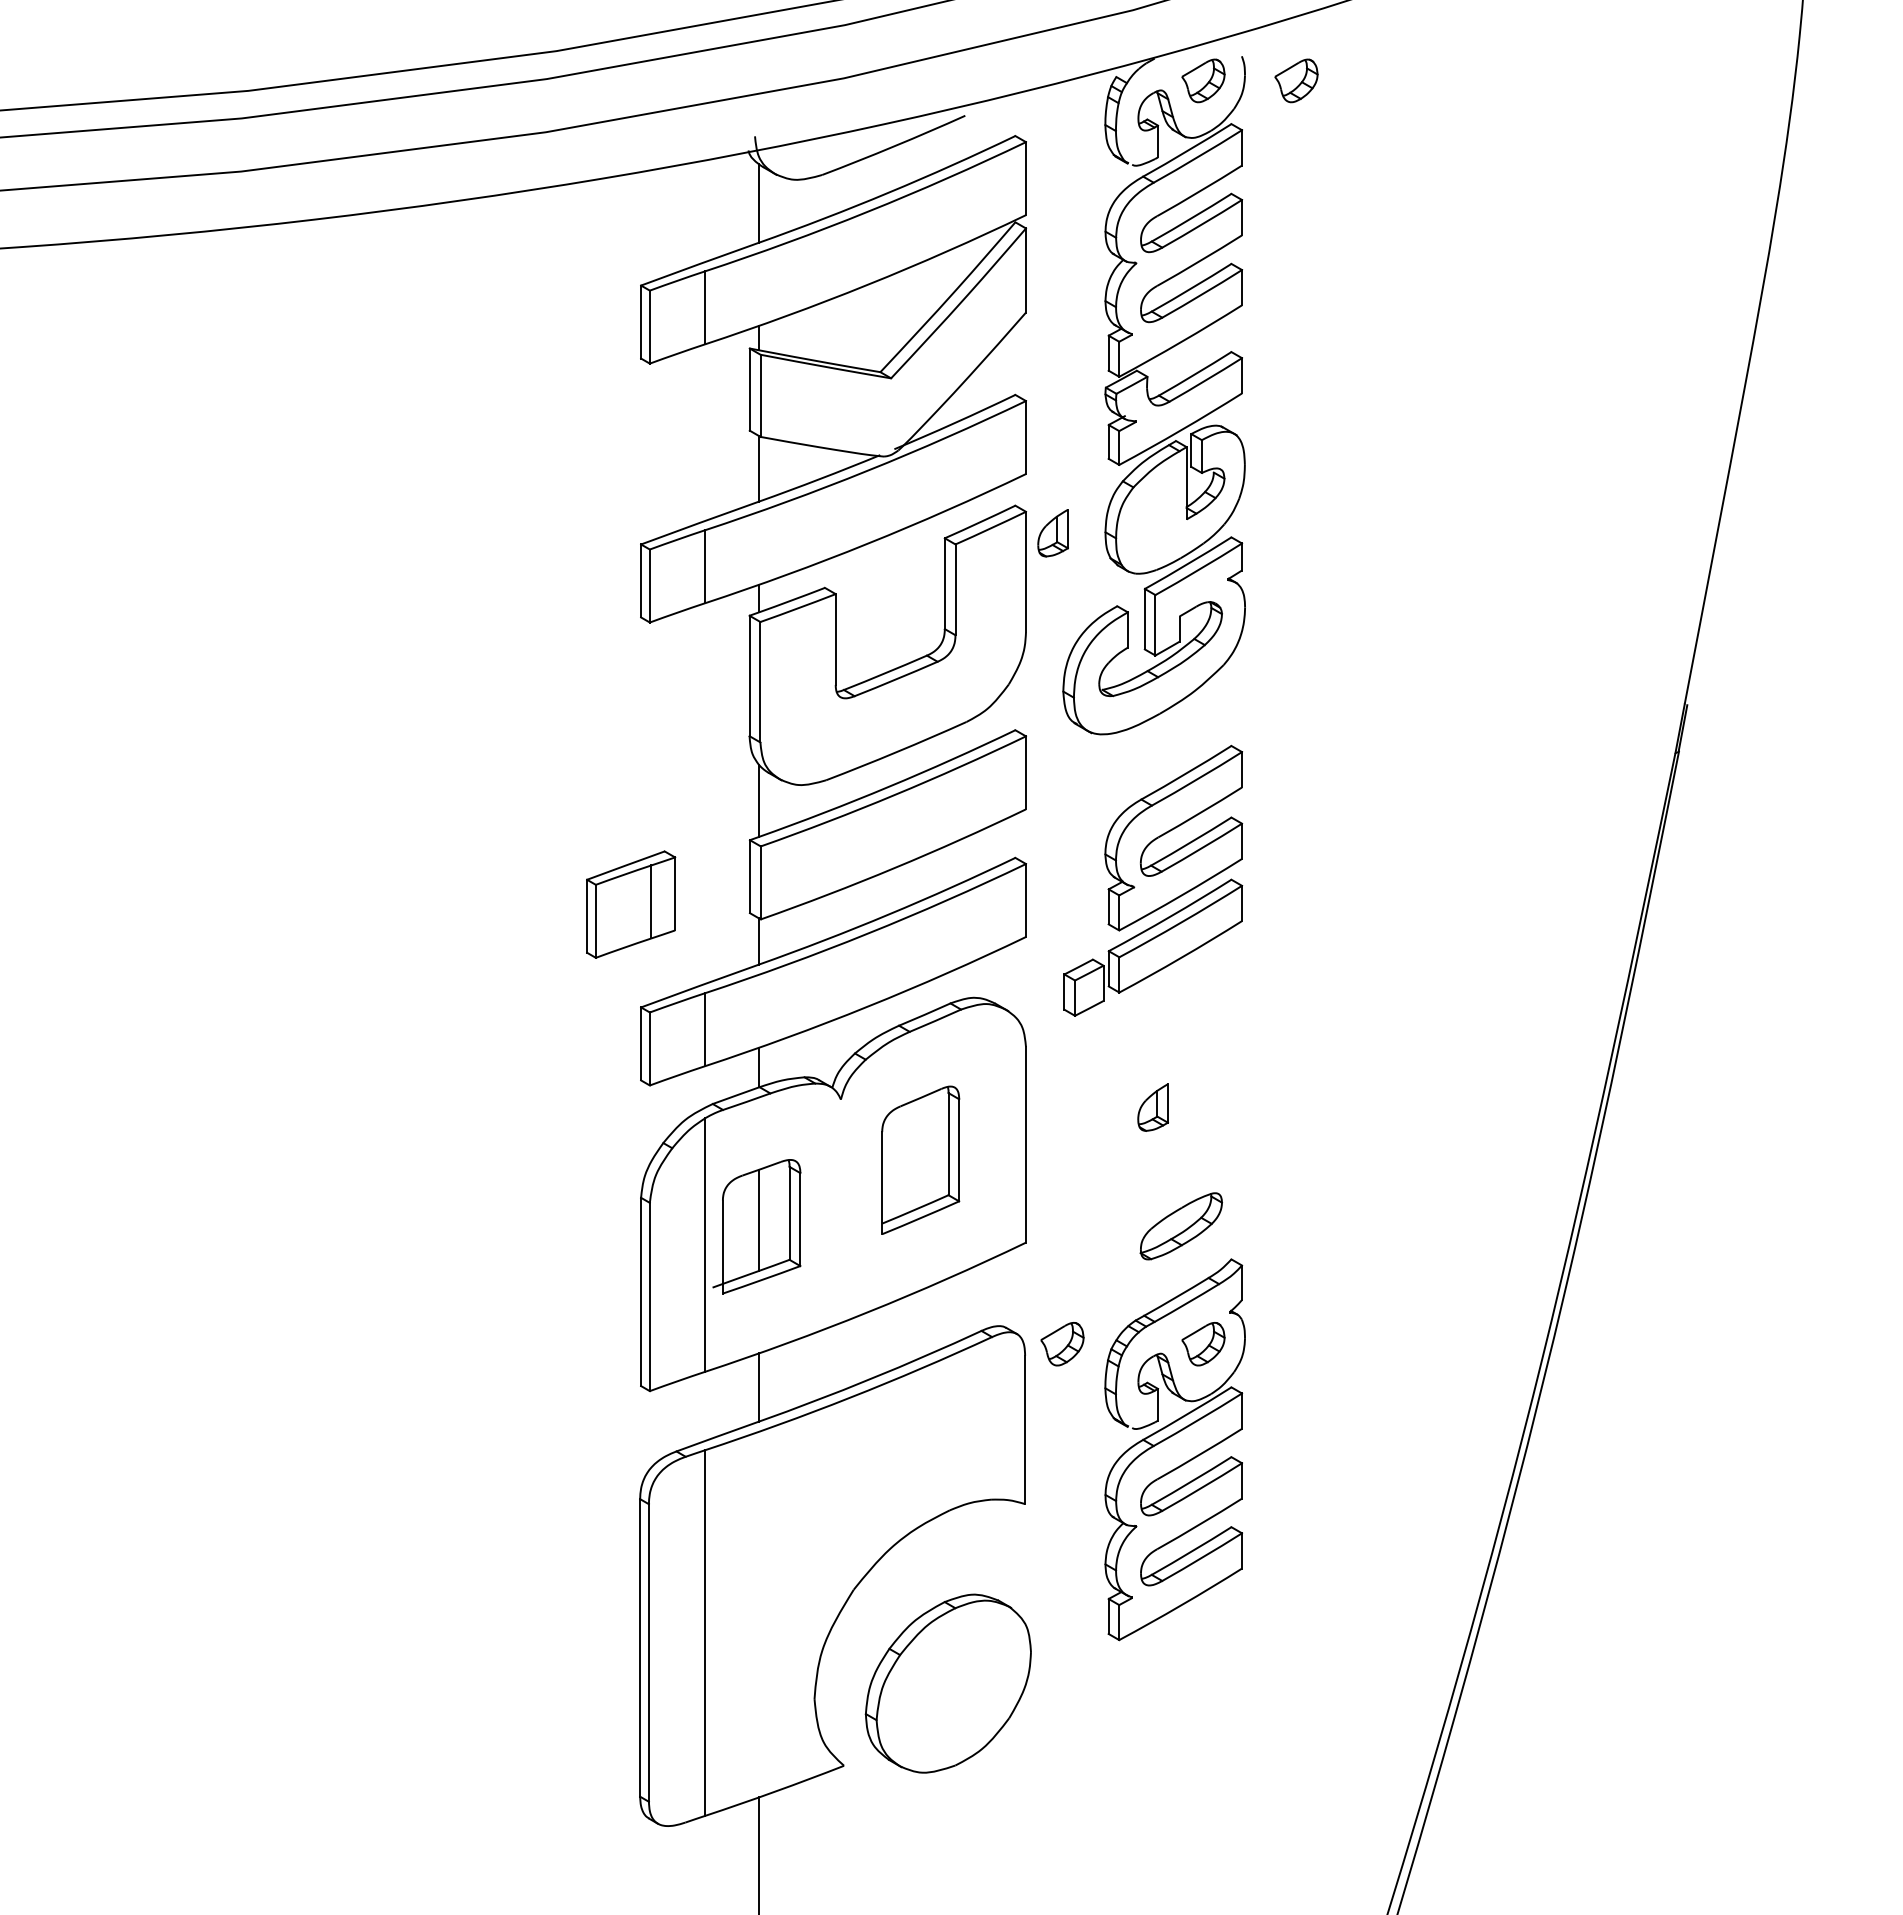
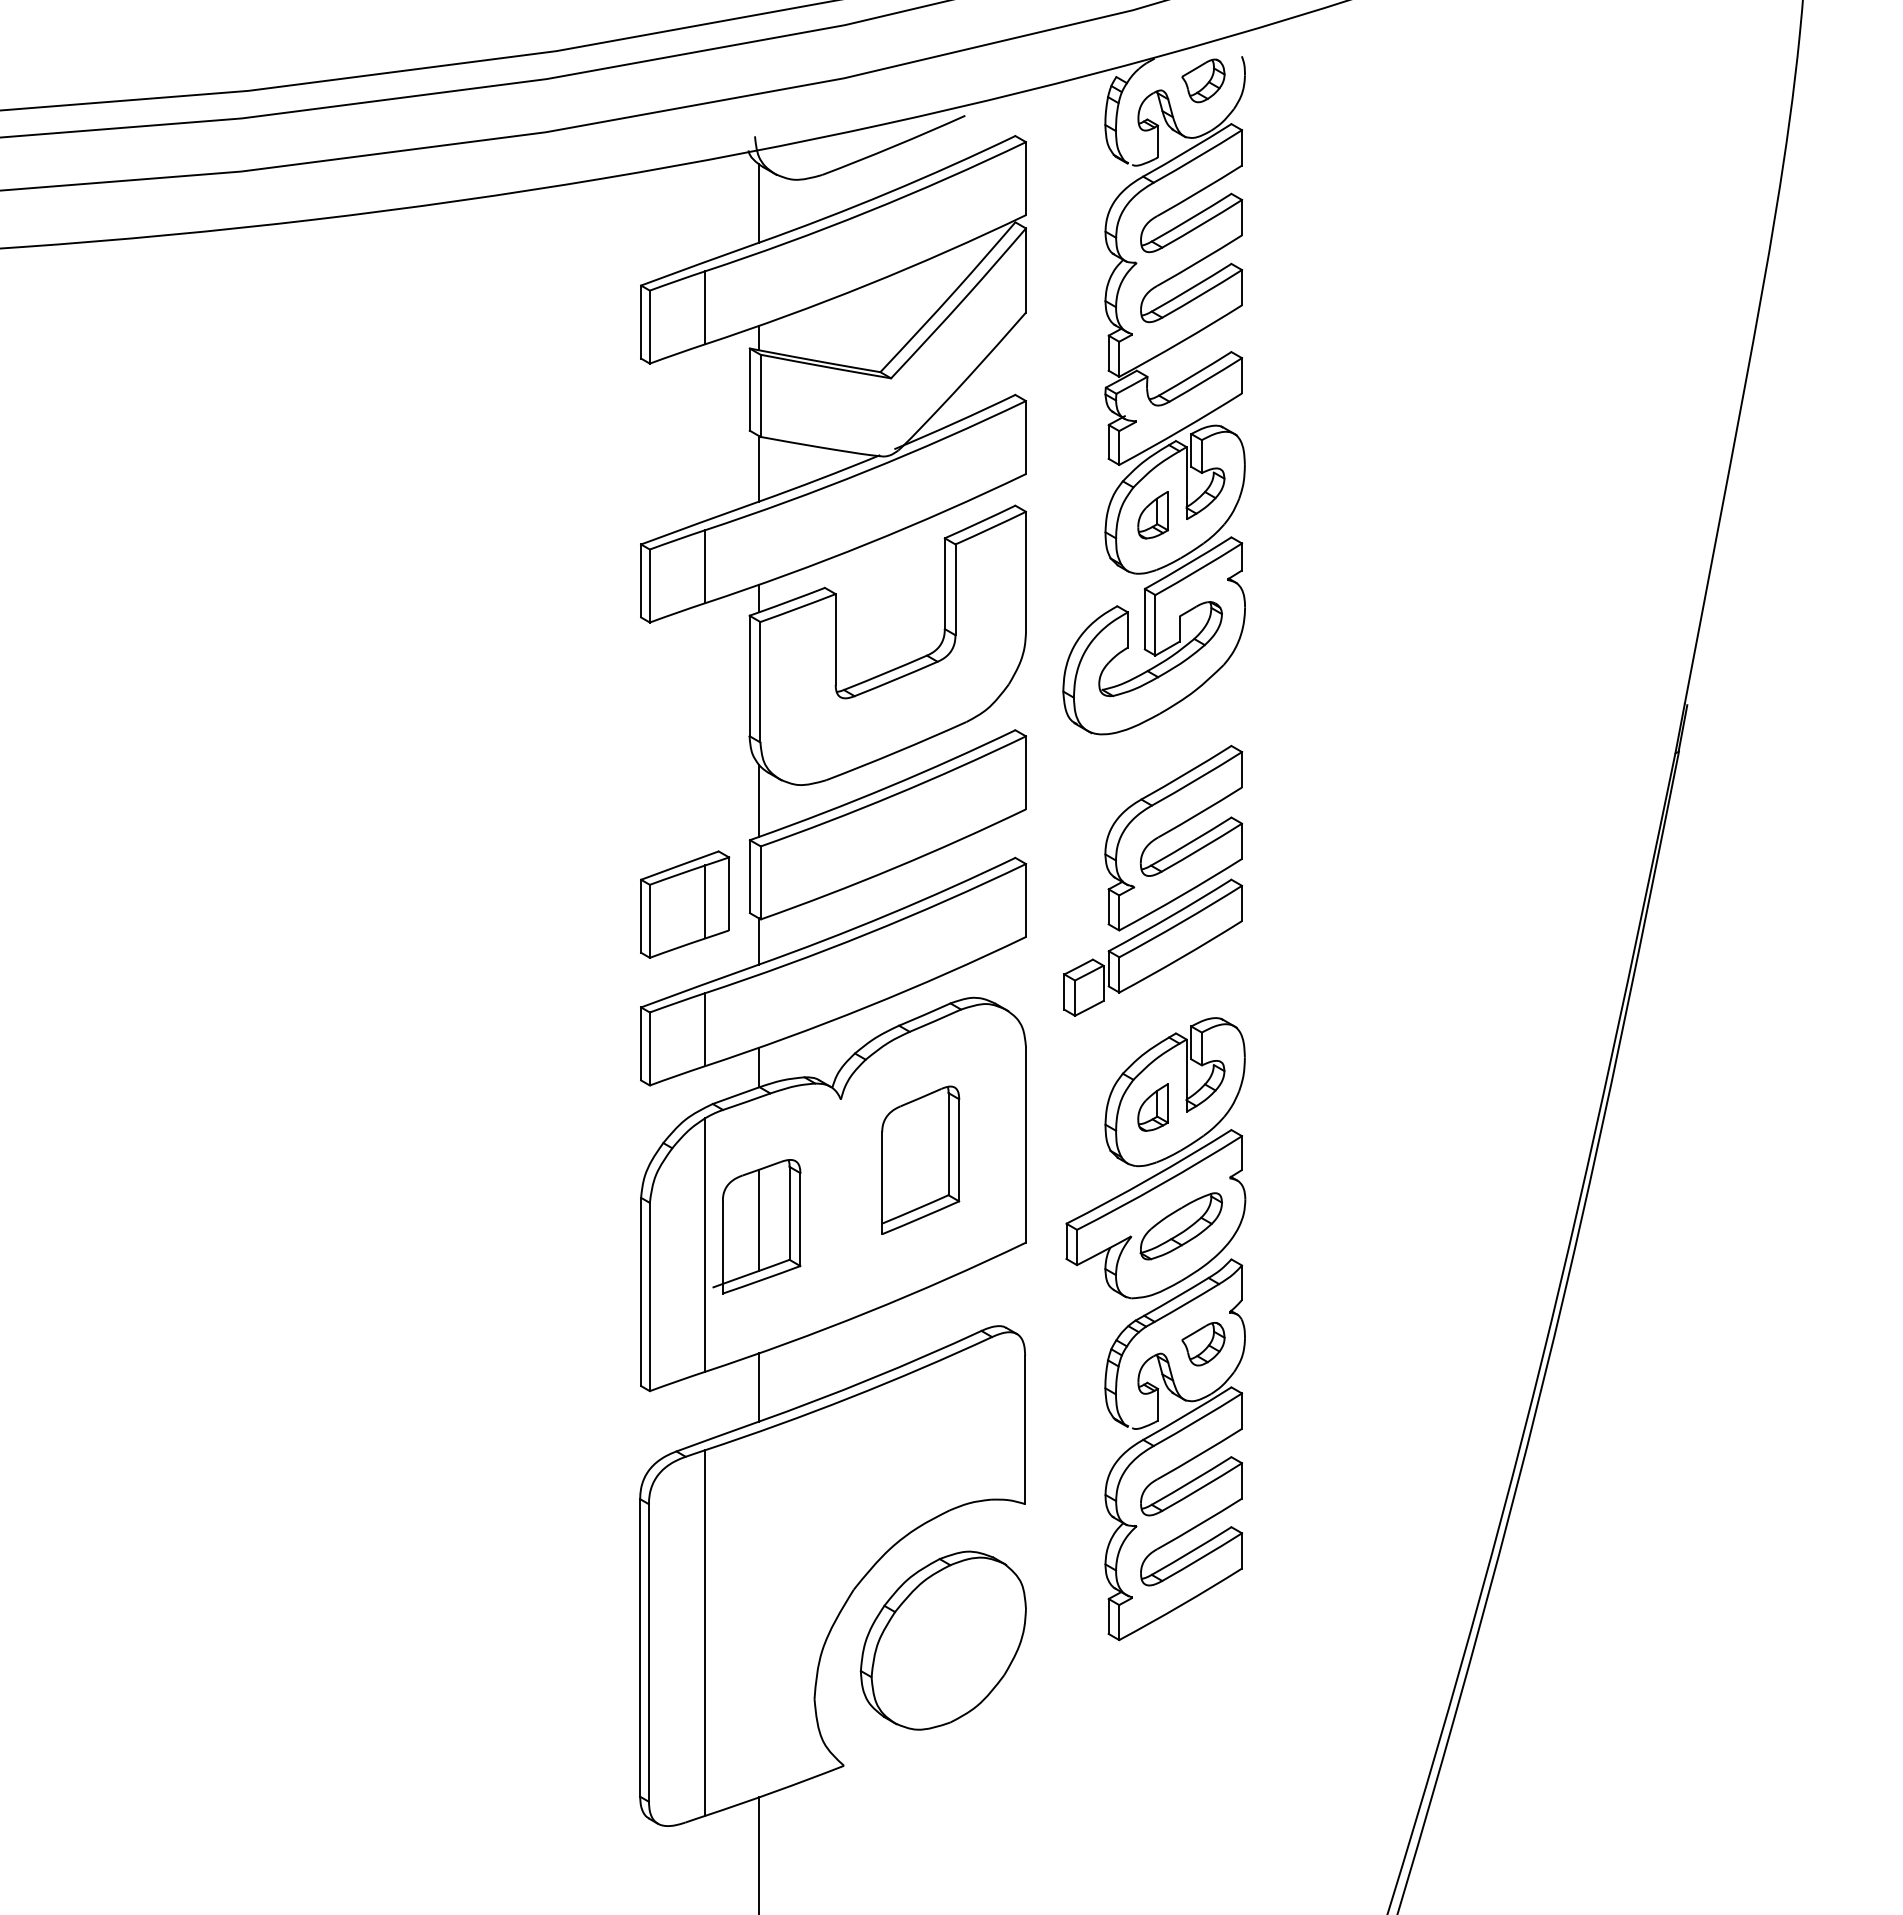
part: present -> none (1296, 80)
part position: (1052, 533) -> (1152, 515) (1152, 515)
part position: (631, 904) -> (685, 904) (685, 904)
part: none -> present (1155, 1158)
part: present -> none (1062, 1344)
part position: (947, 1683) -> (942, 1640) (942, 1640)
